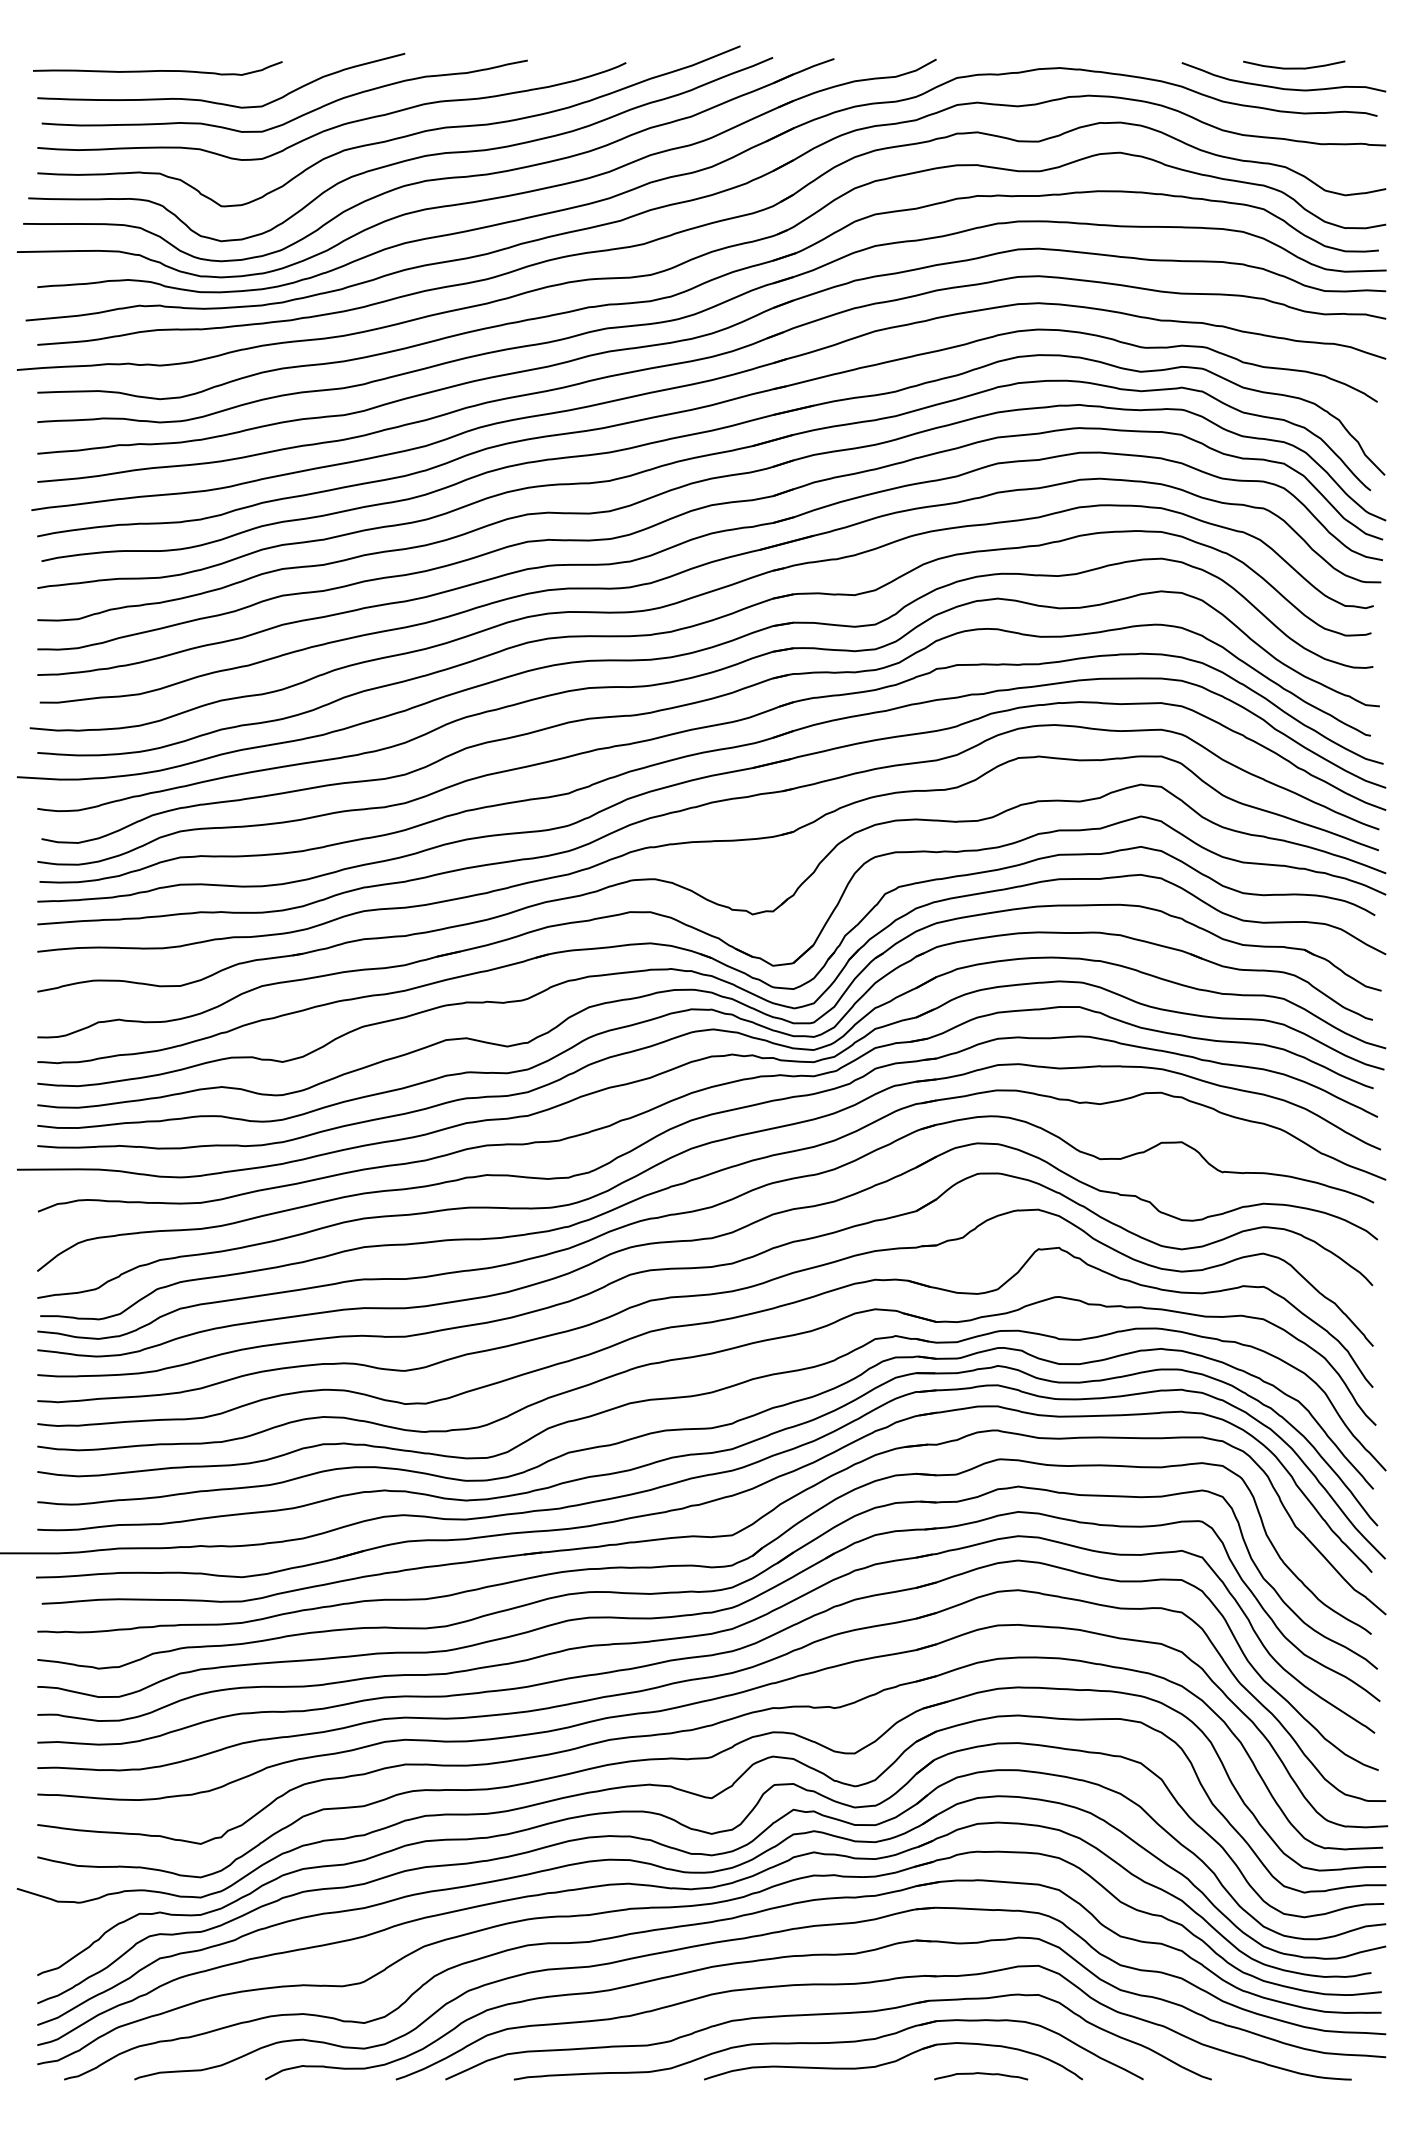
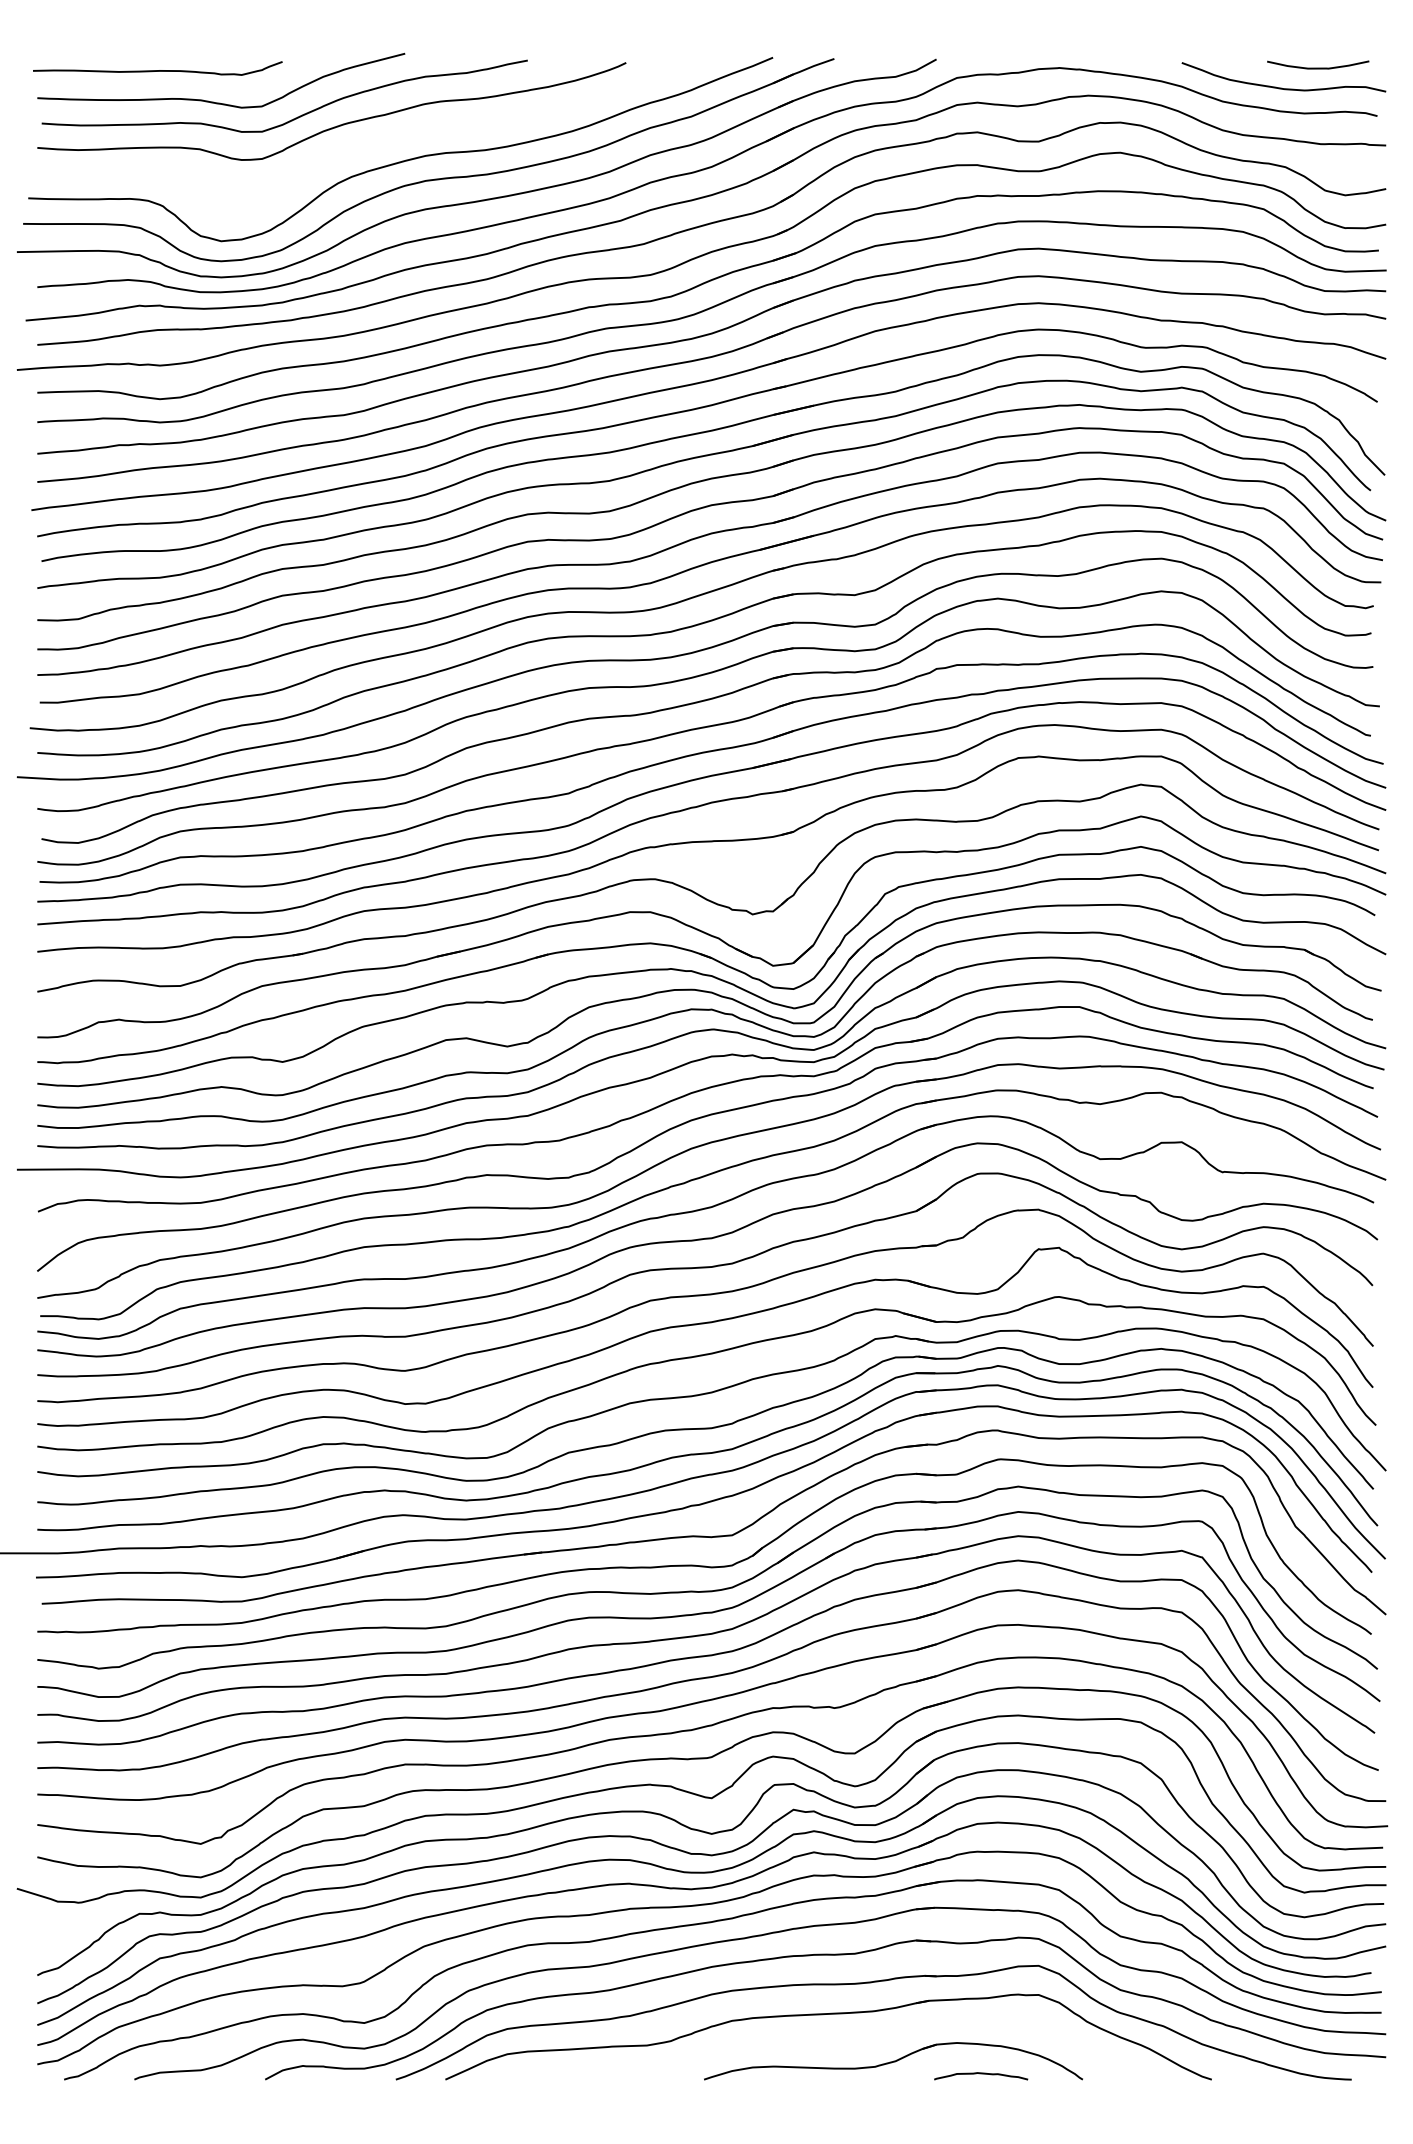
curve position: (1294, 67) -> (1318, 67) (1318, 67)
curve: present -> none (392, 138)
part: present -> none (828, 2049)
